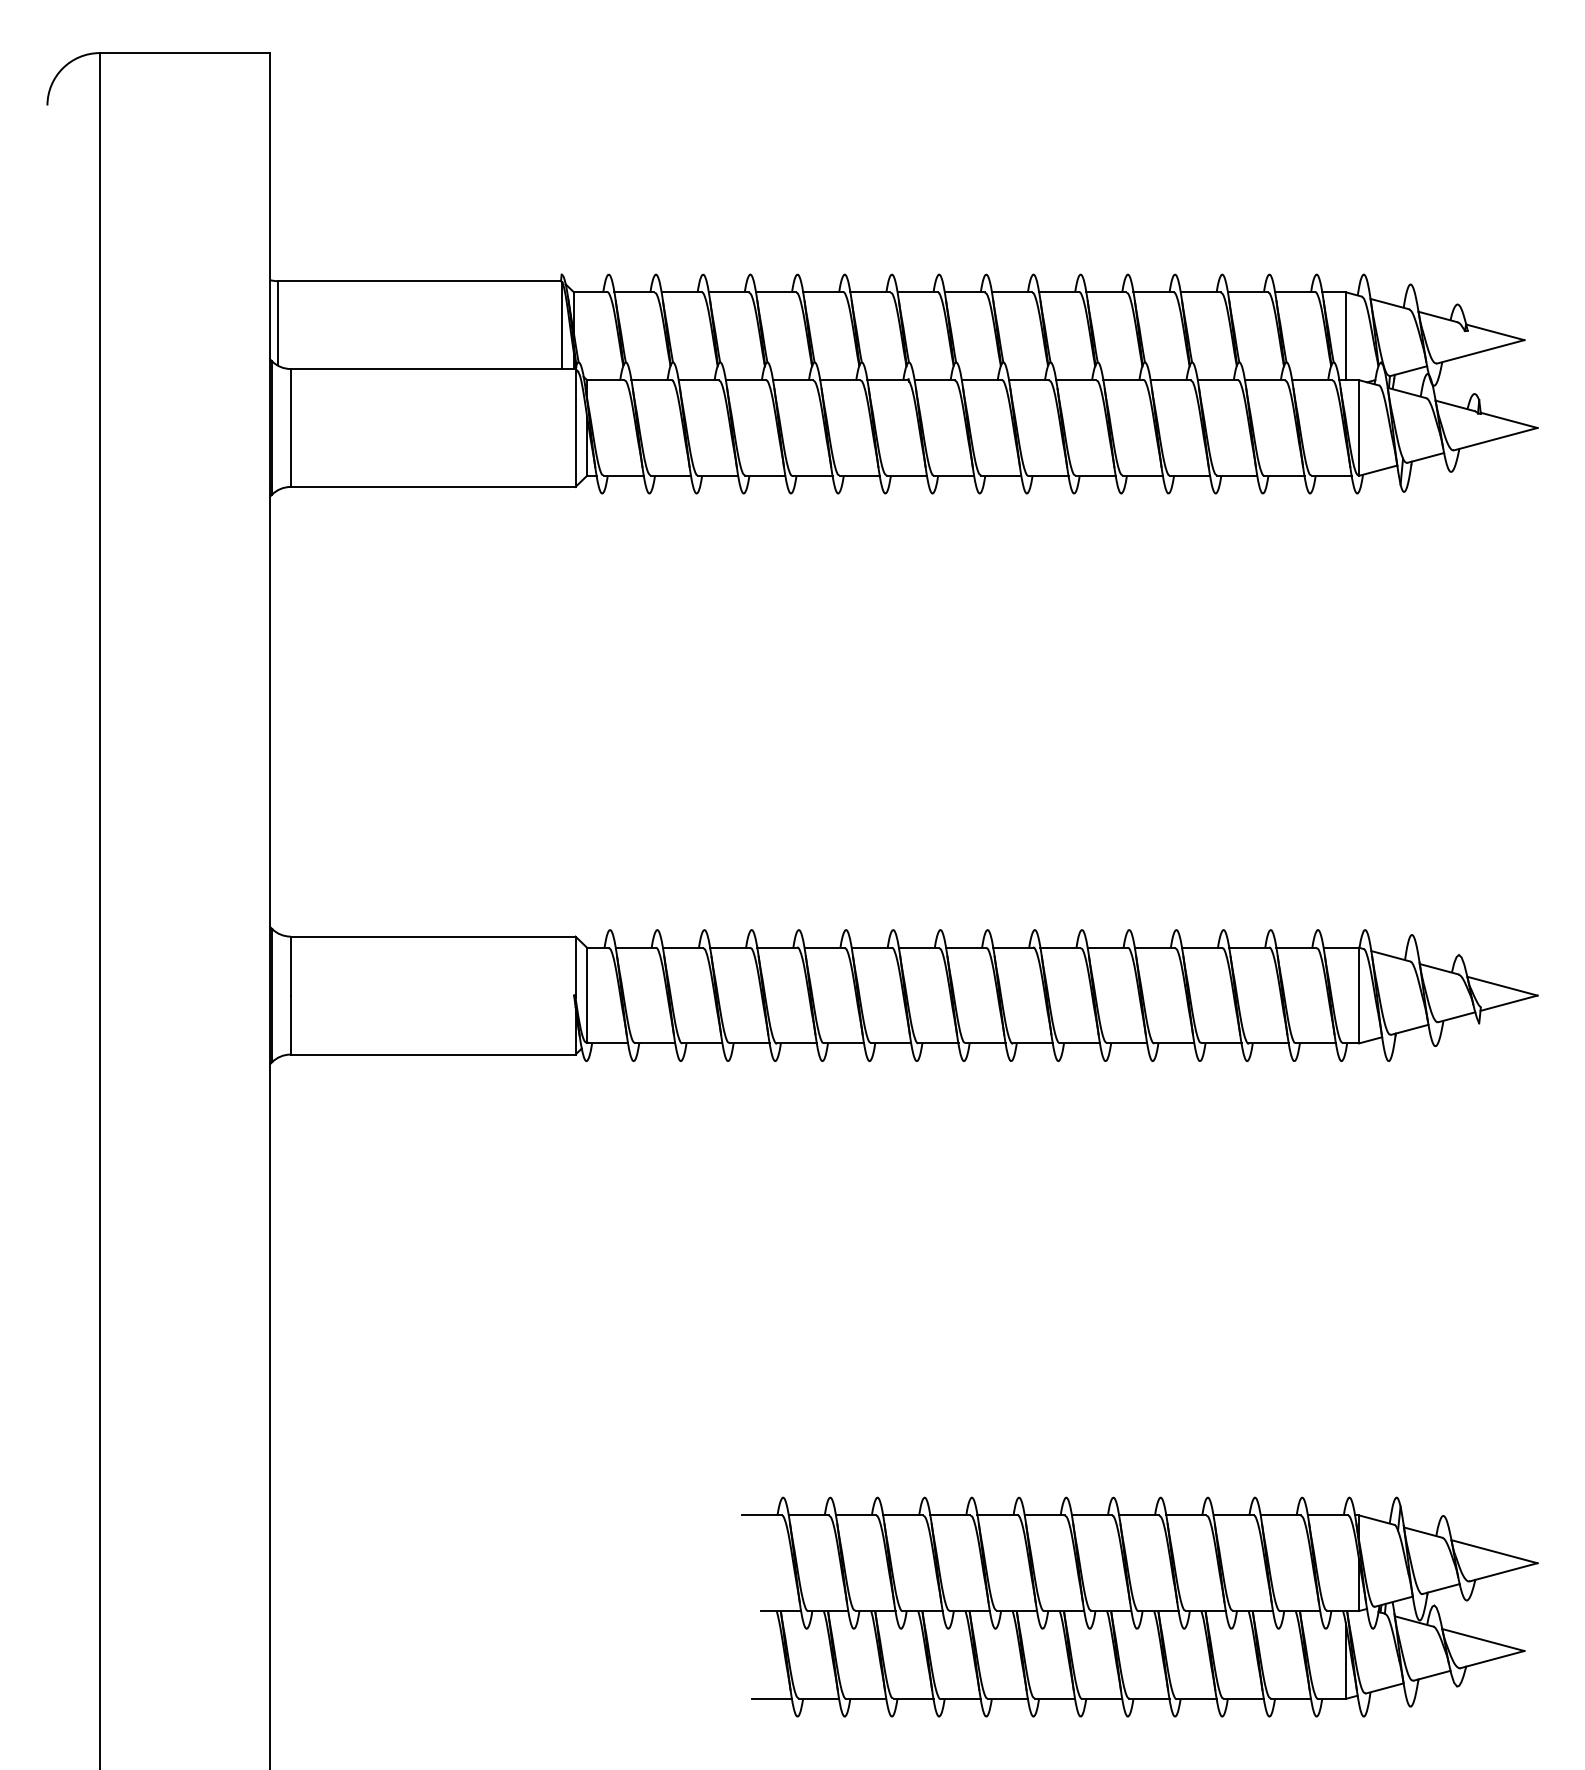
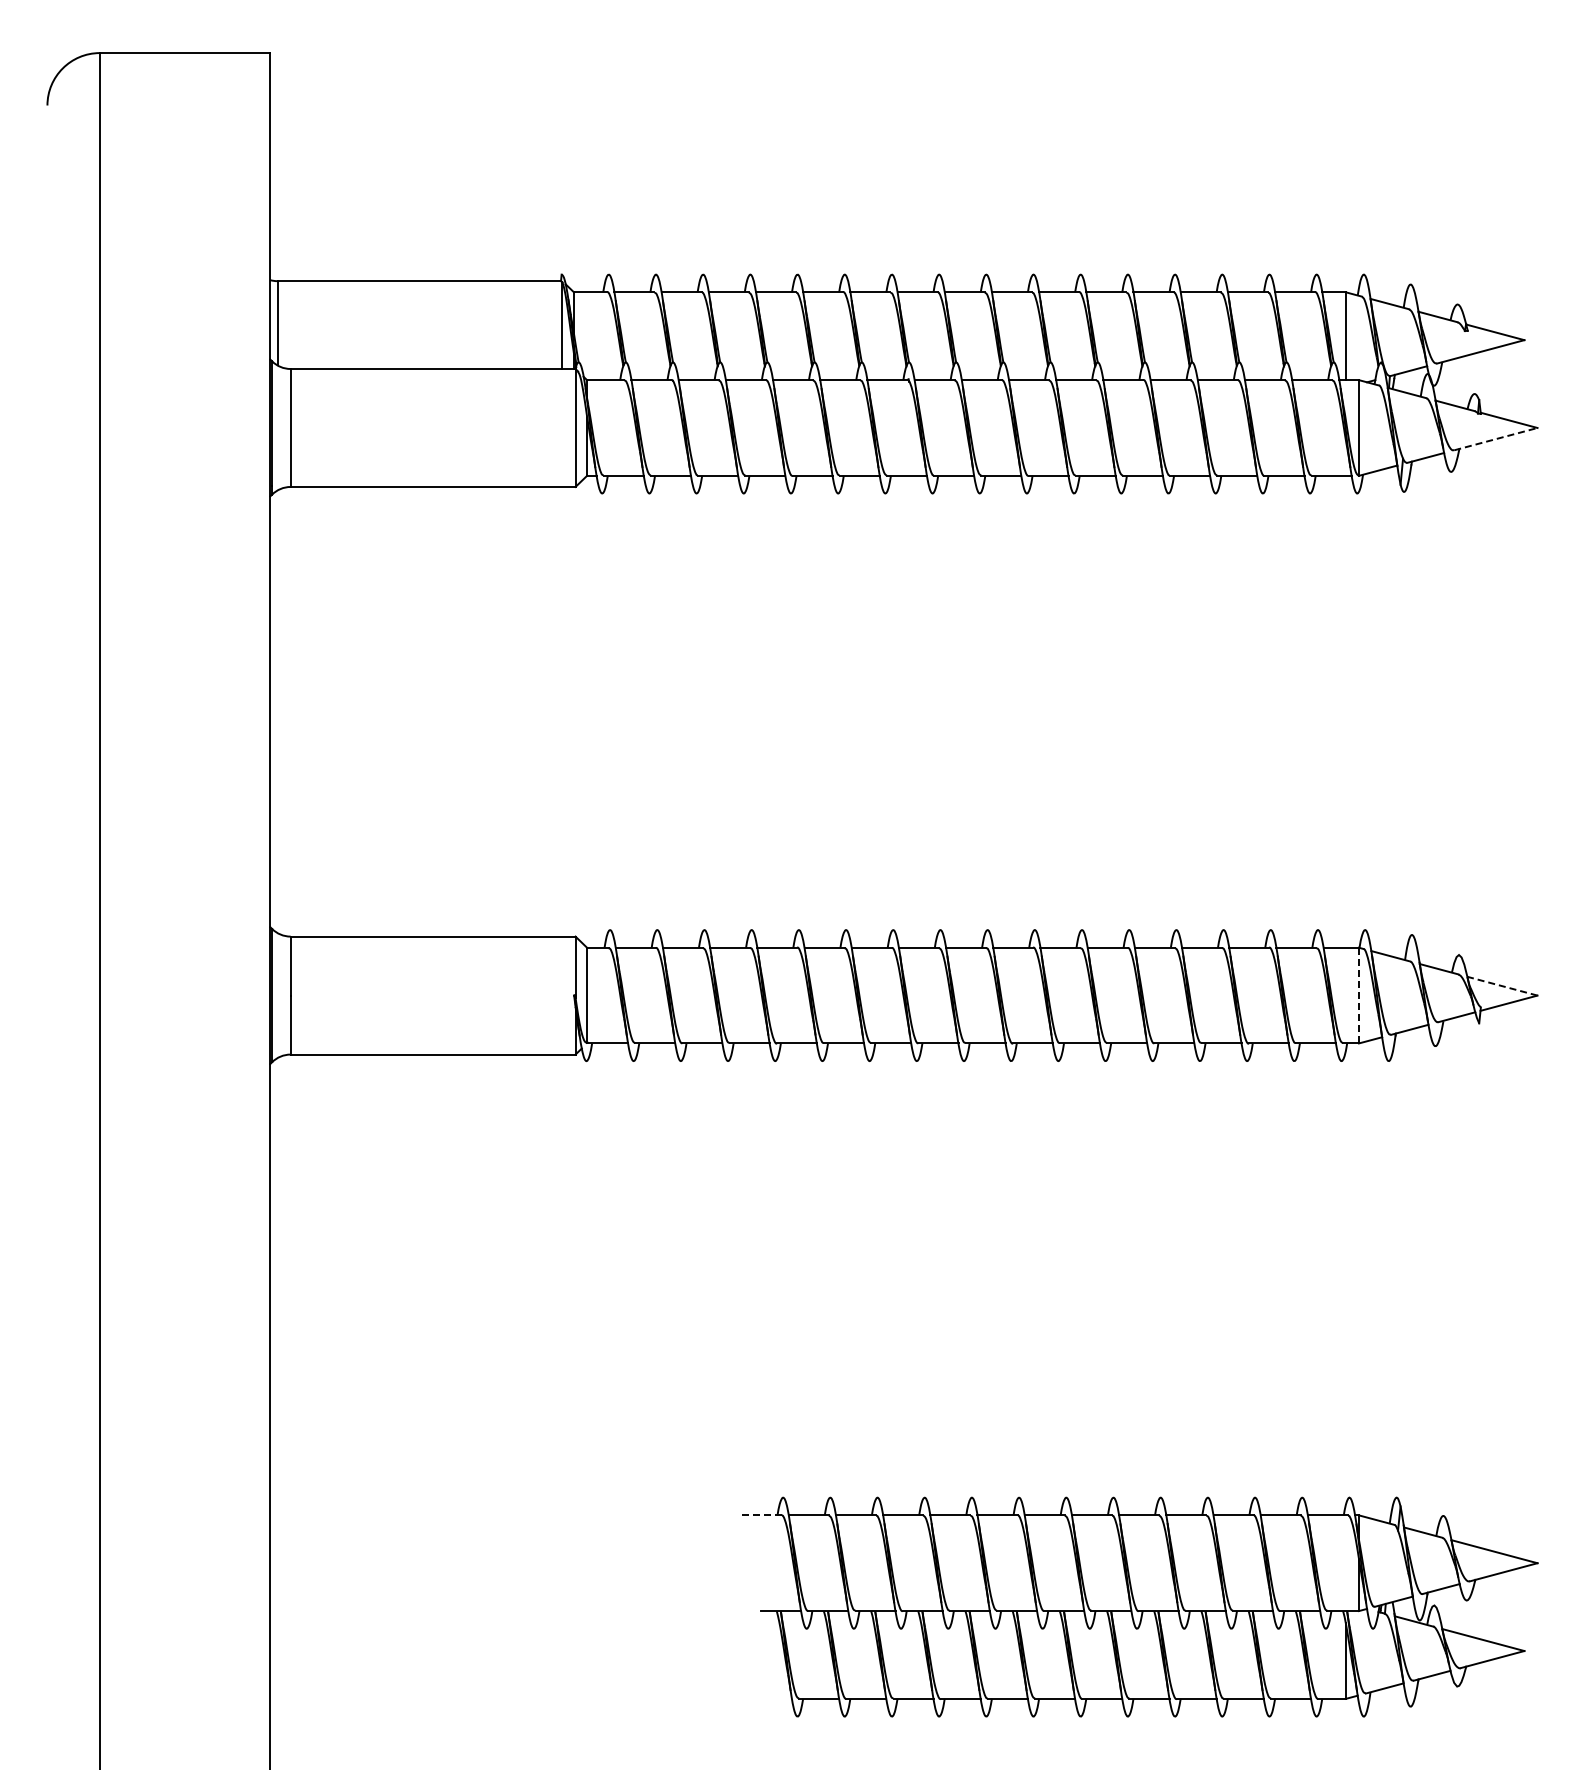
line: solid -> dashed (1496, 439)
line: solid -> dashed (1501, 986)
line: solid -> dashed (1358, 995)
line: solid -> dashed (761, 1515)
line: present -> none (771, 1698)
